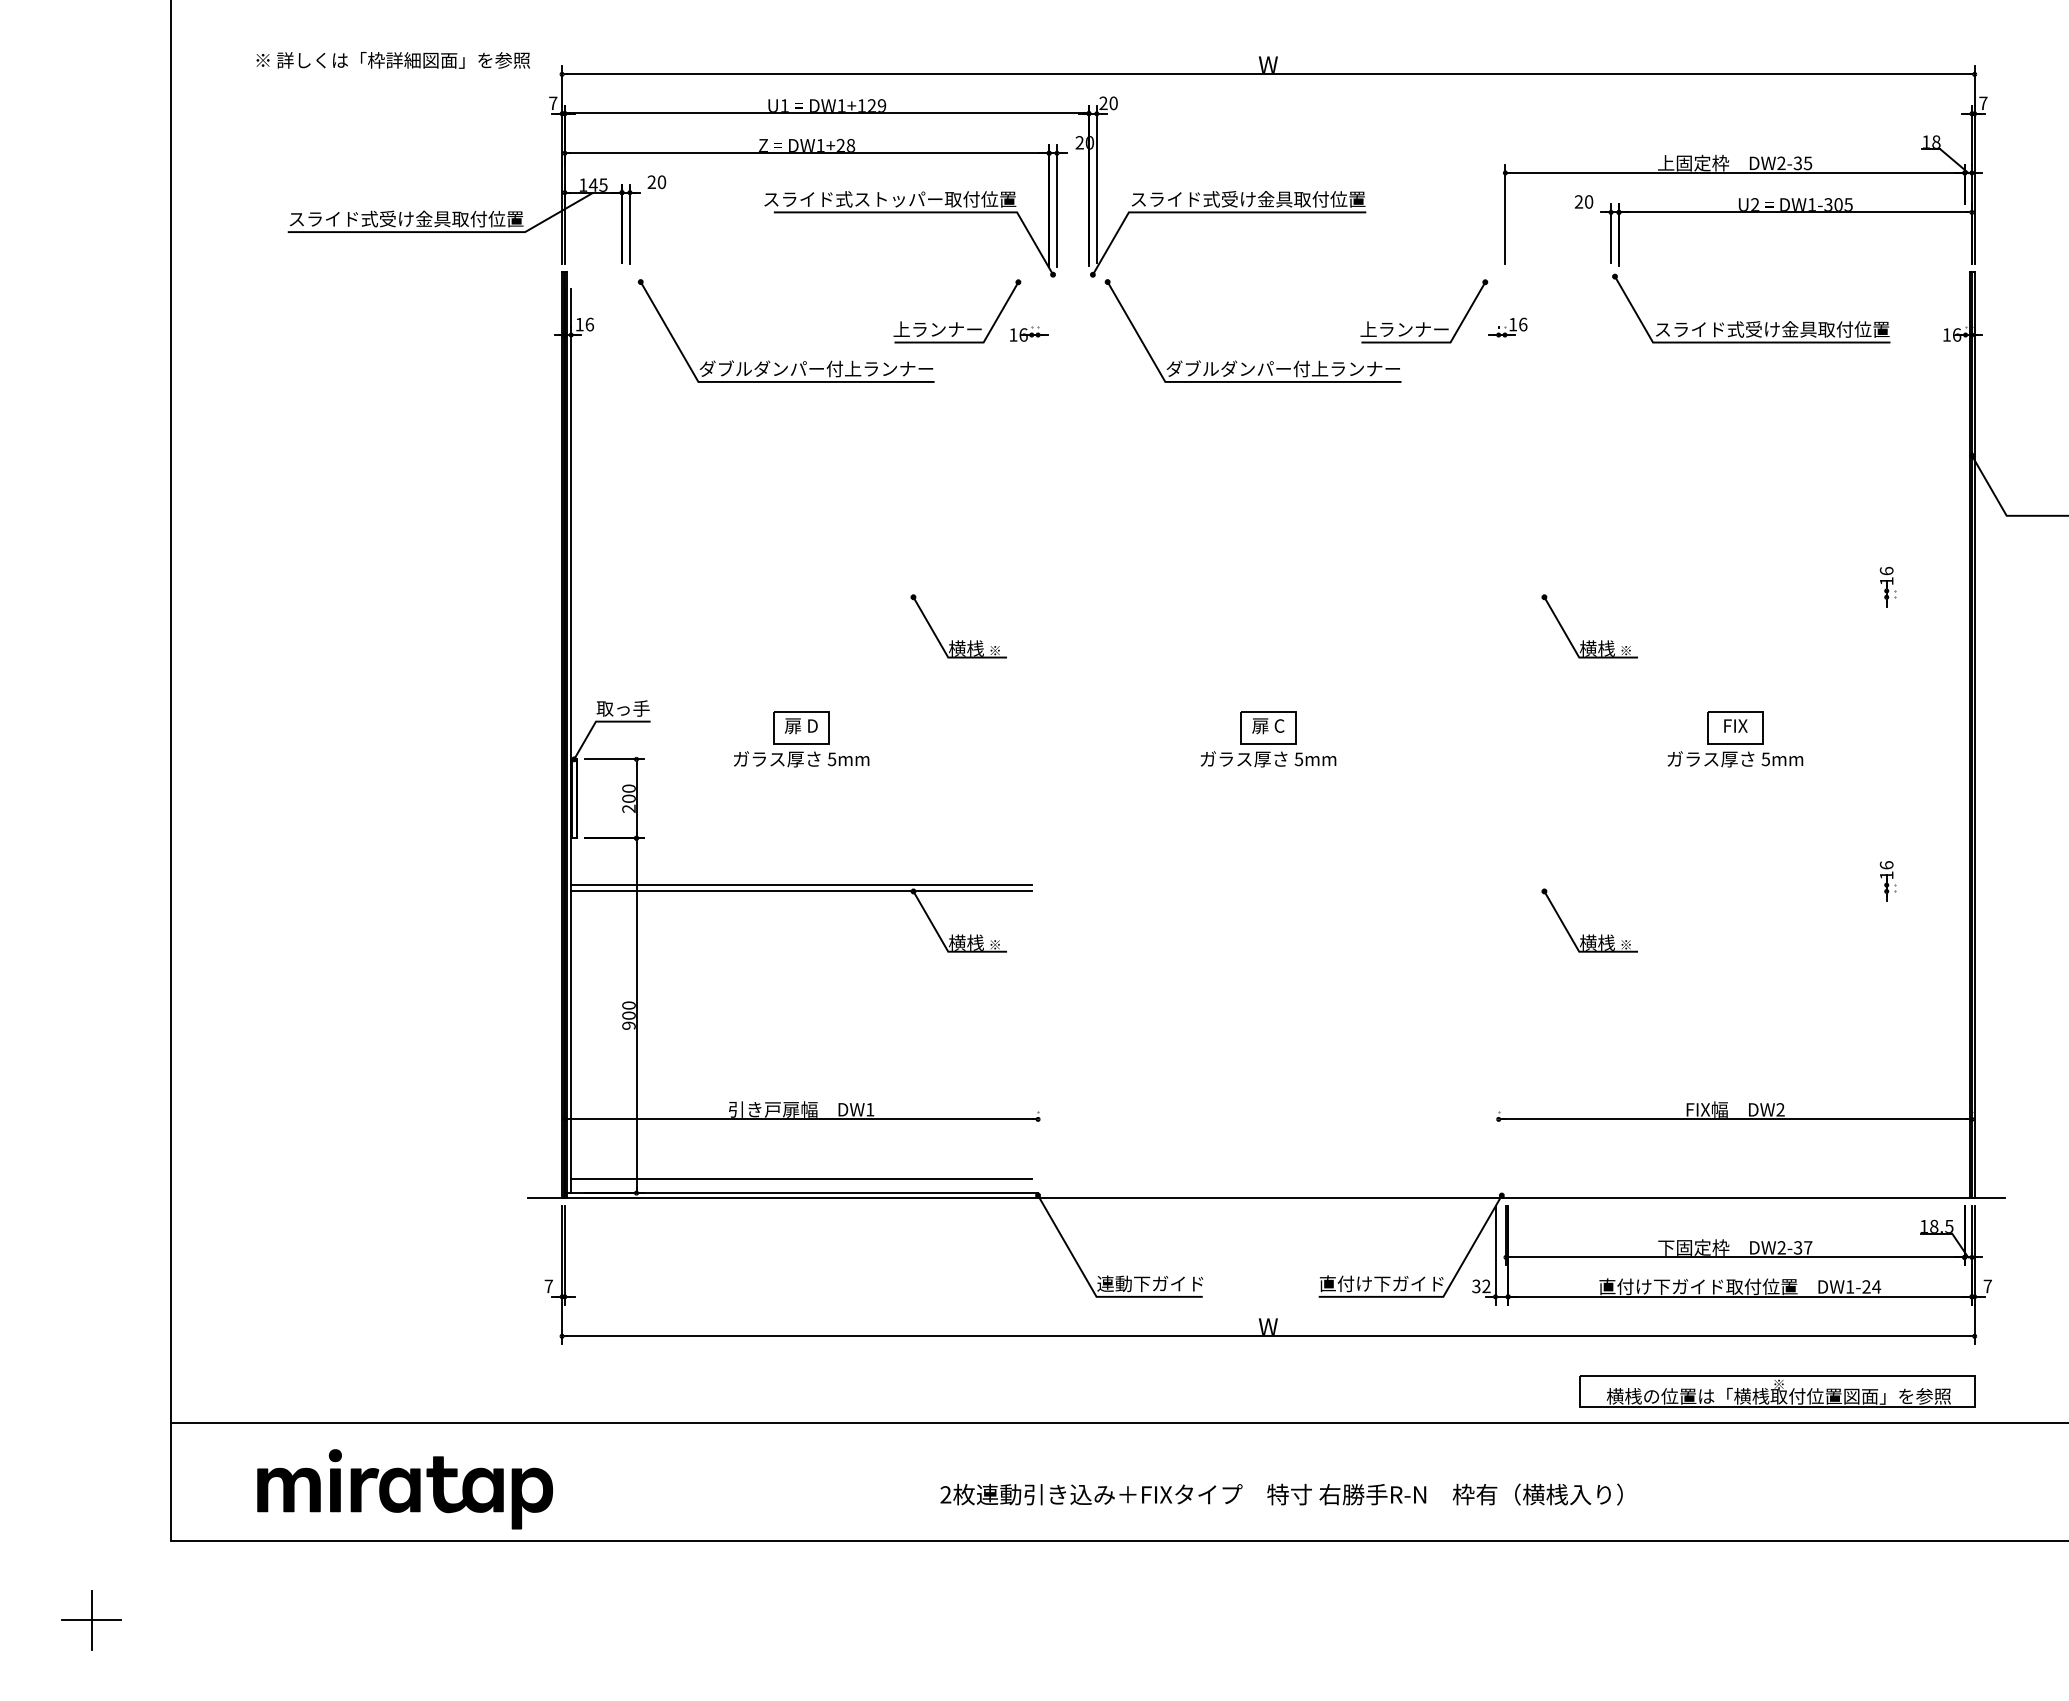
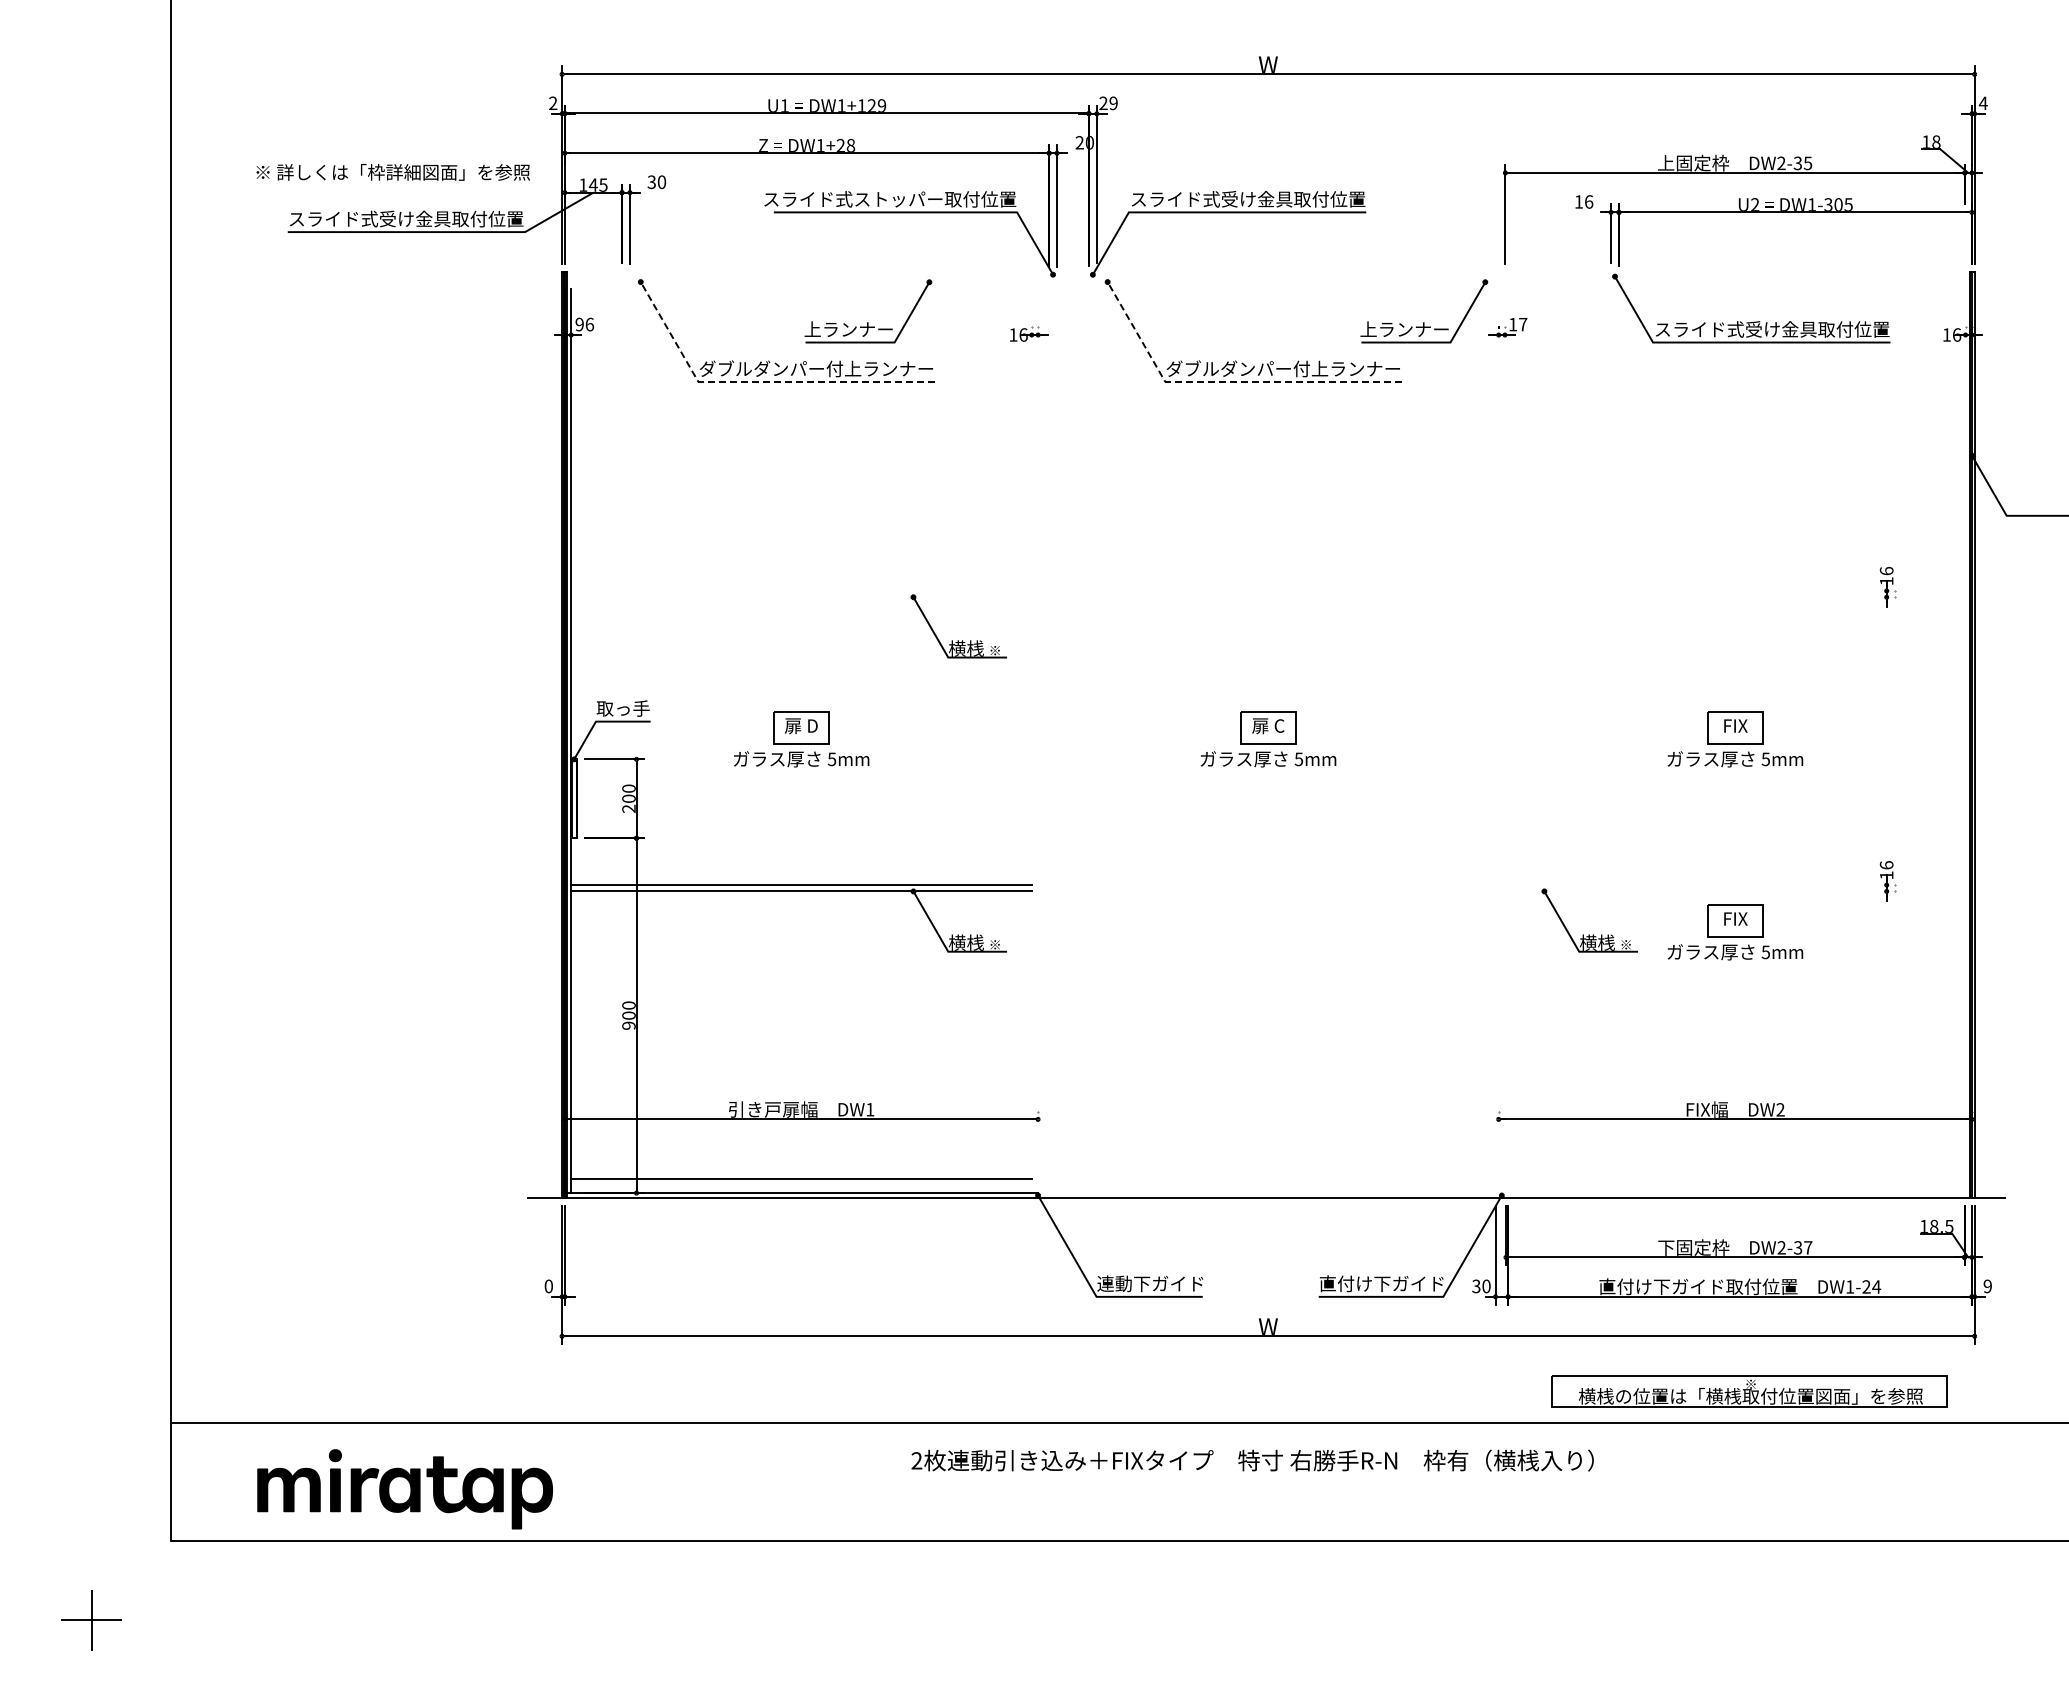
text position: (392, 60) -> (392, 172) (392, 172)
text: 7 -> 2 (553, 102)
text: 7 -> 4 (1982, 102)
text: 20 -> 29 (1113, 103)
text: 20 -> 30 (651, 182)
text: 20 -> 16 (1583, 201)
part position: (957, 322) -> (868, 322) (868, 322)
text: 16 -> 96 (579, 324)
text: 16 -> 17 (1523, 324)
line: solid -> dashed (758, 381)
line: solid -> dashed (1225, 381)
part: present -> none (1589, 640)
part: none -> present (1735, 932)
text: 7 -> 0 (548, 1286)
text: 32 -> 30 (1486, 1286)
text: 7 -> 9 (1987, 1286)
part position: (1777, 1391) -> (1749, 1391) (1749, 1391)
text position: (1281, 1494) -> (1252, 1460) (1252, 1460)
